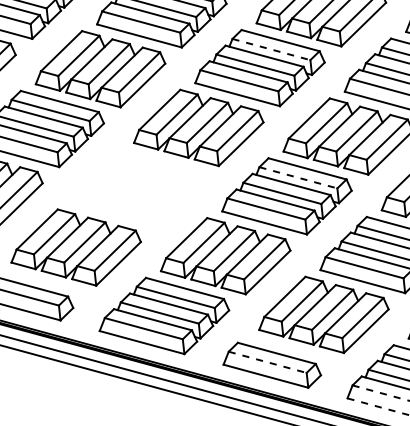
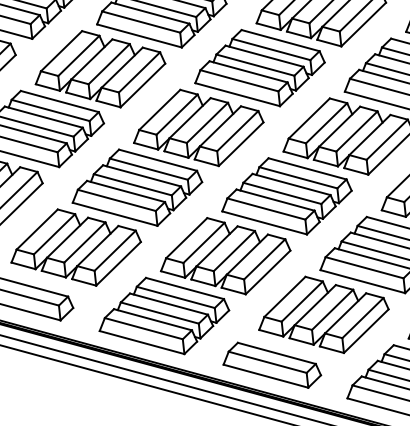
line: dashed -> solid (271, 49)
line: dashed -> solid (298, 177)
part: none -> present (137, 187)
line: dashed -> solid (268, 362)
line: dashed -> solid (381, 393)
line: dashed -> solid (378, 406)
